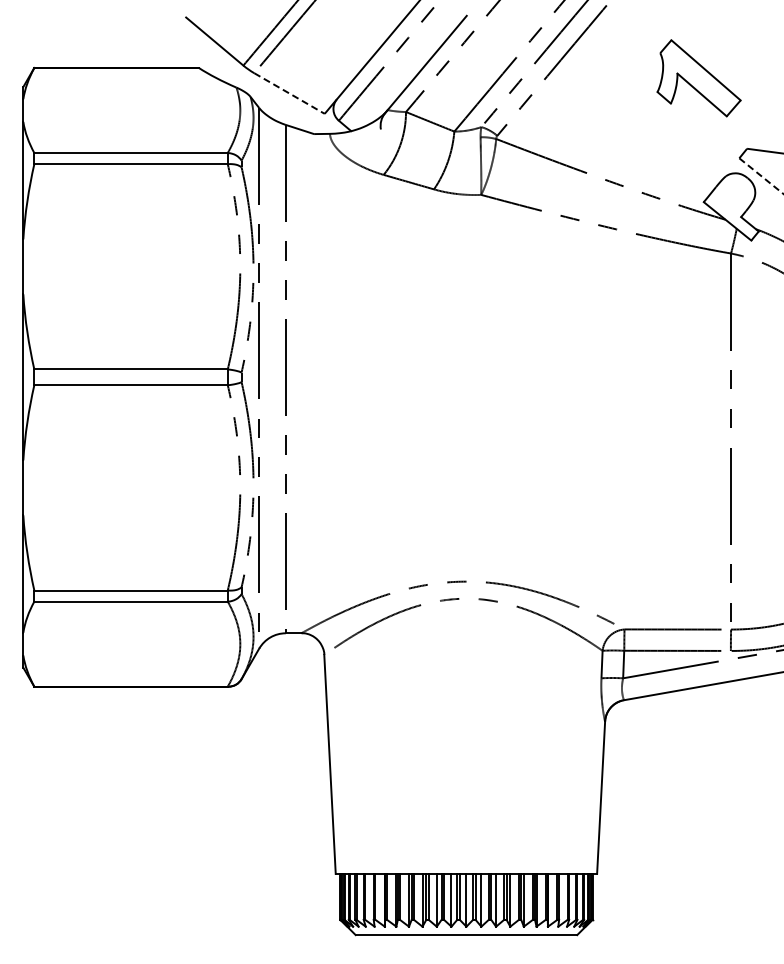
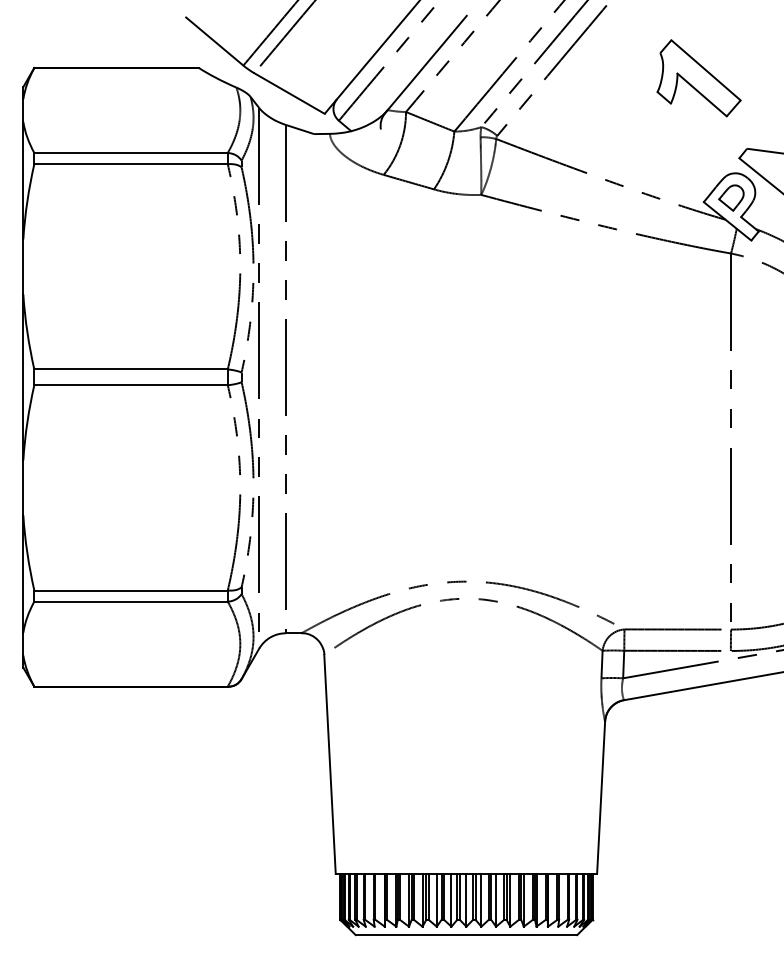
line: dashed -> solid (289, 93)
line: dashed -> solid (761, 176)
part: none -> present (731, 197)
